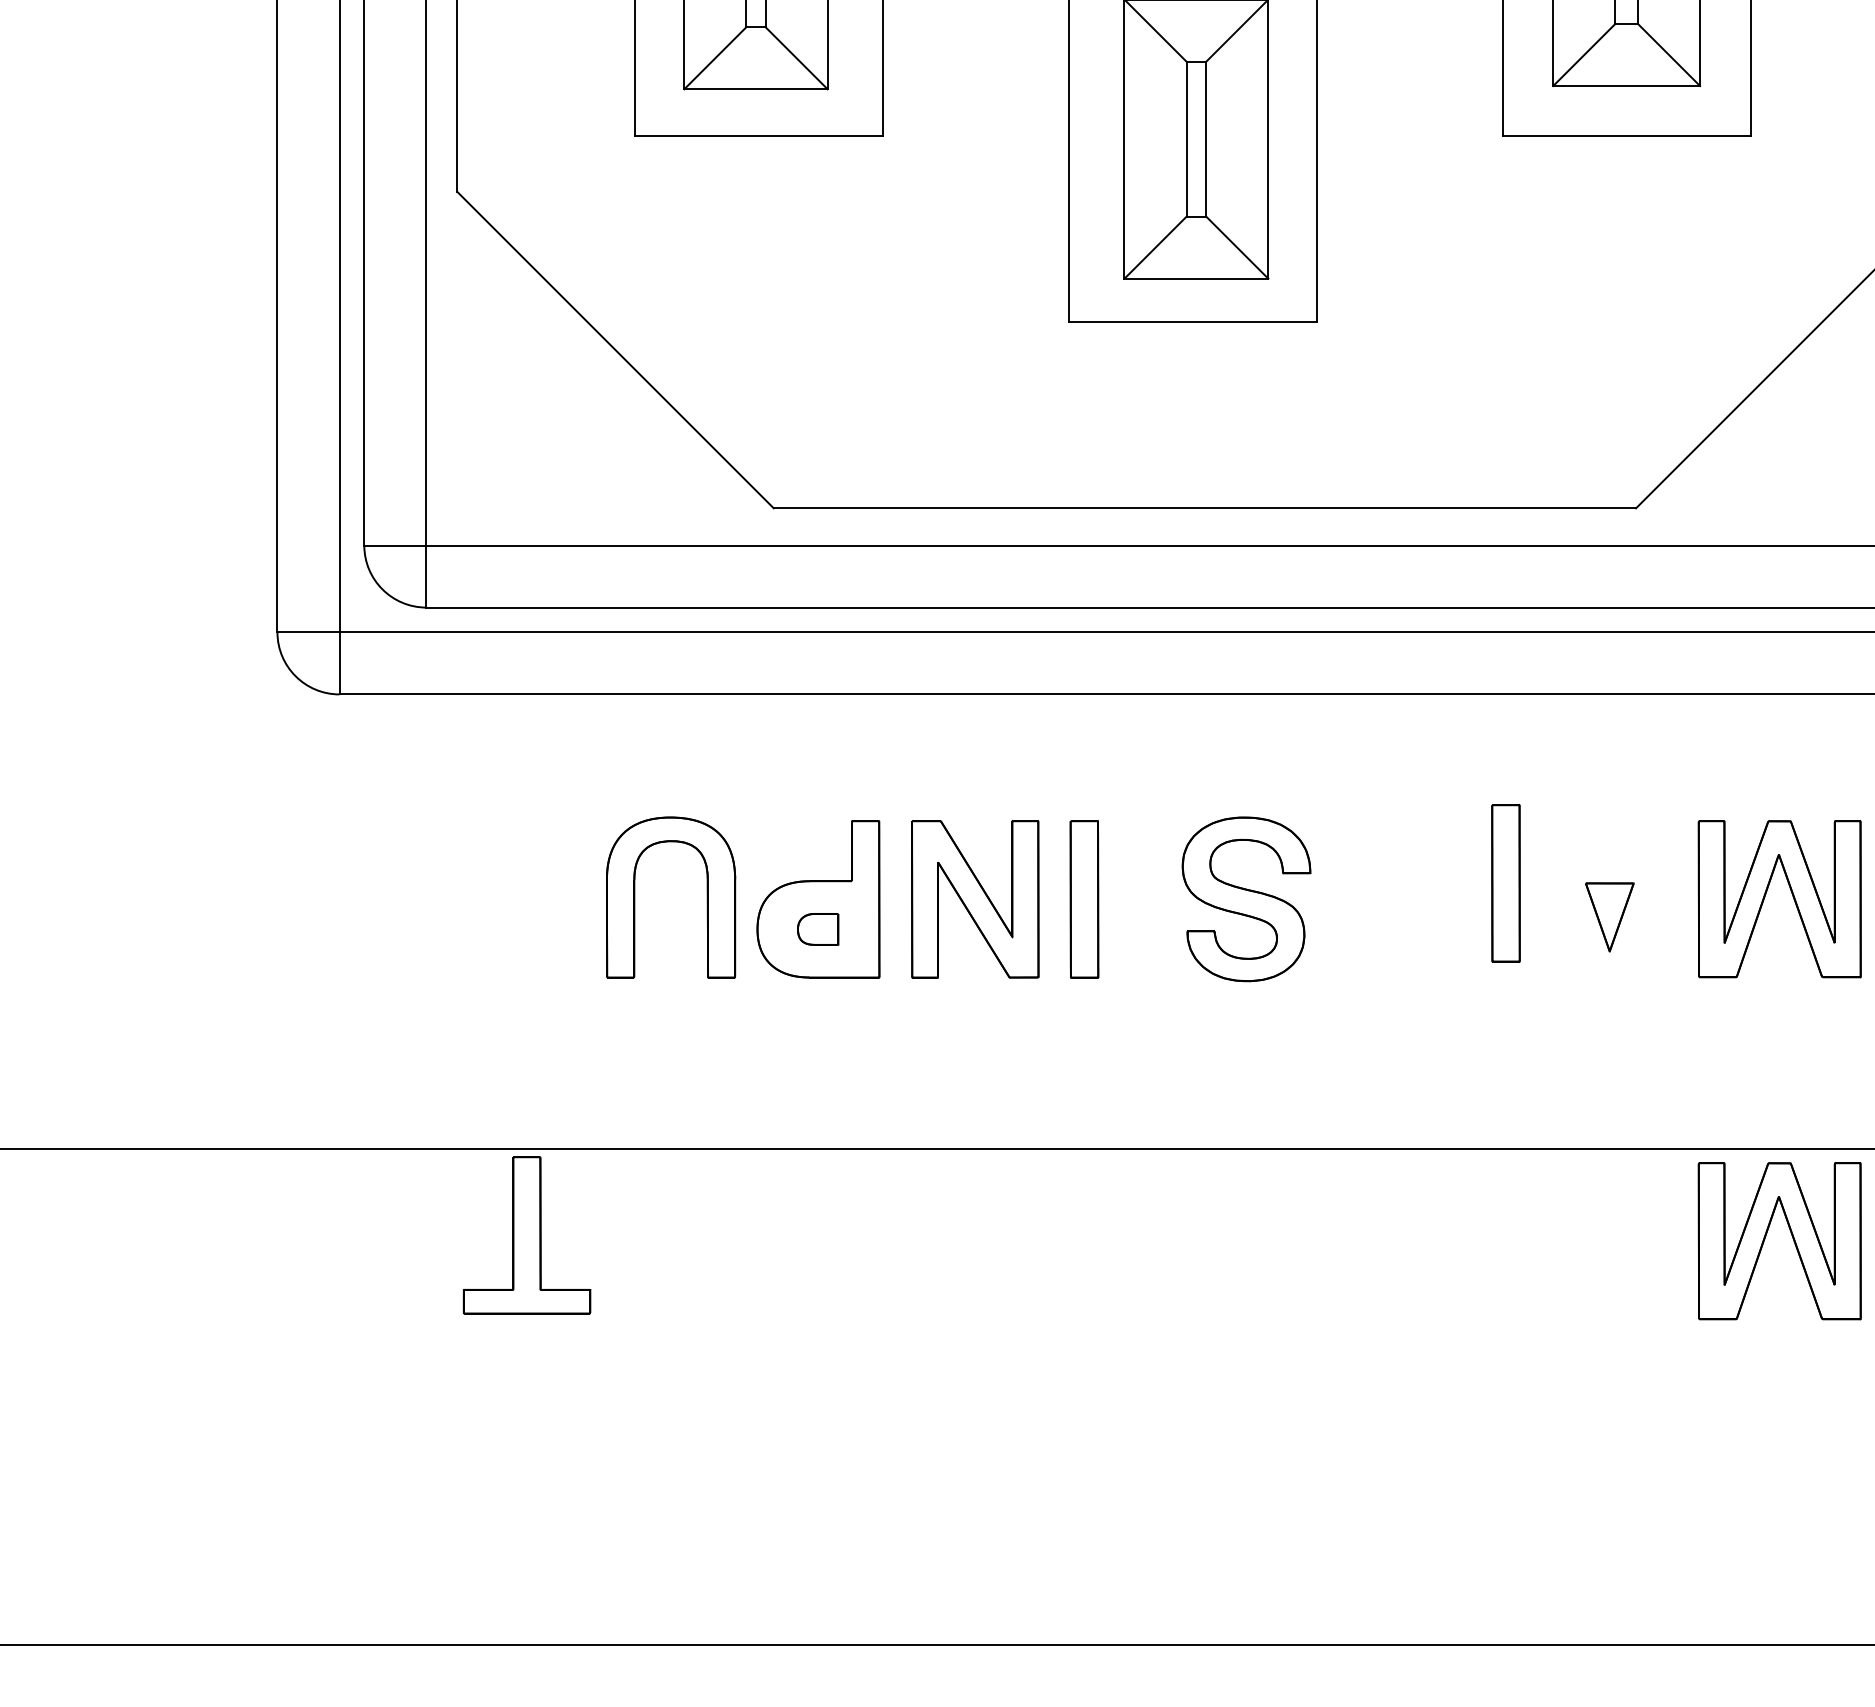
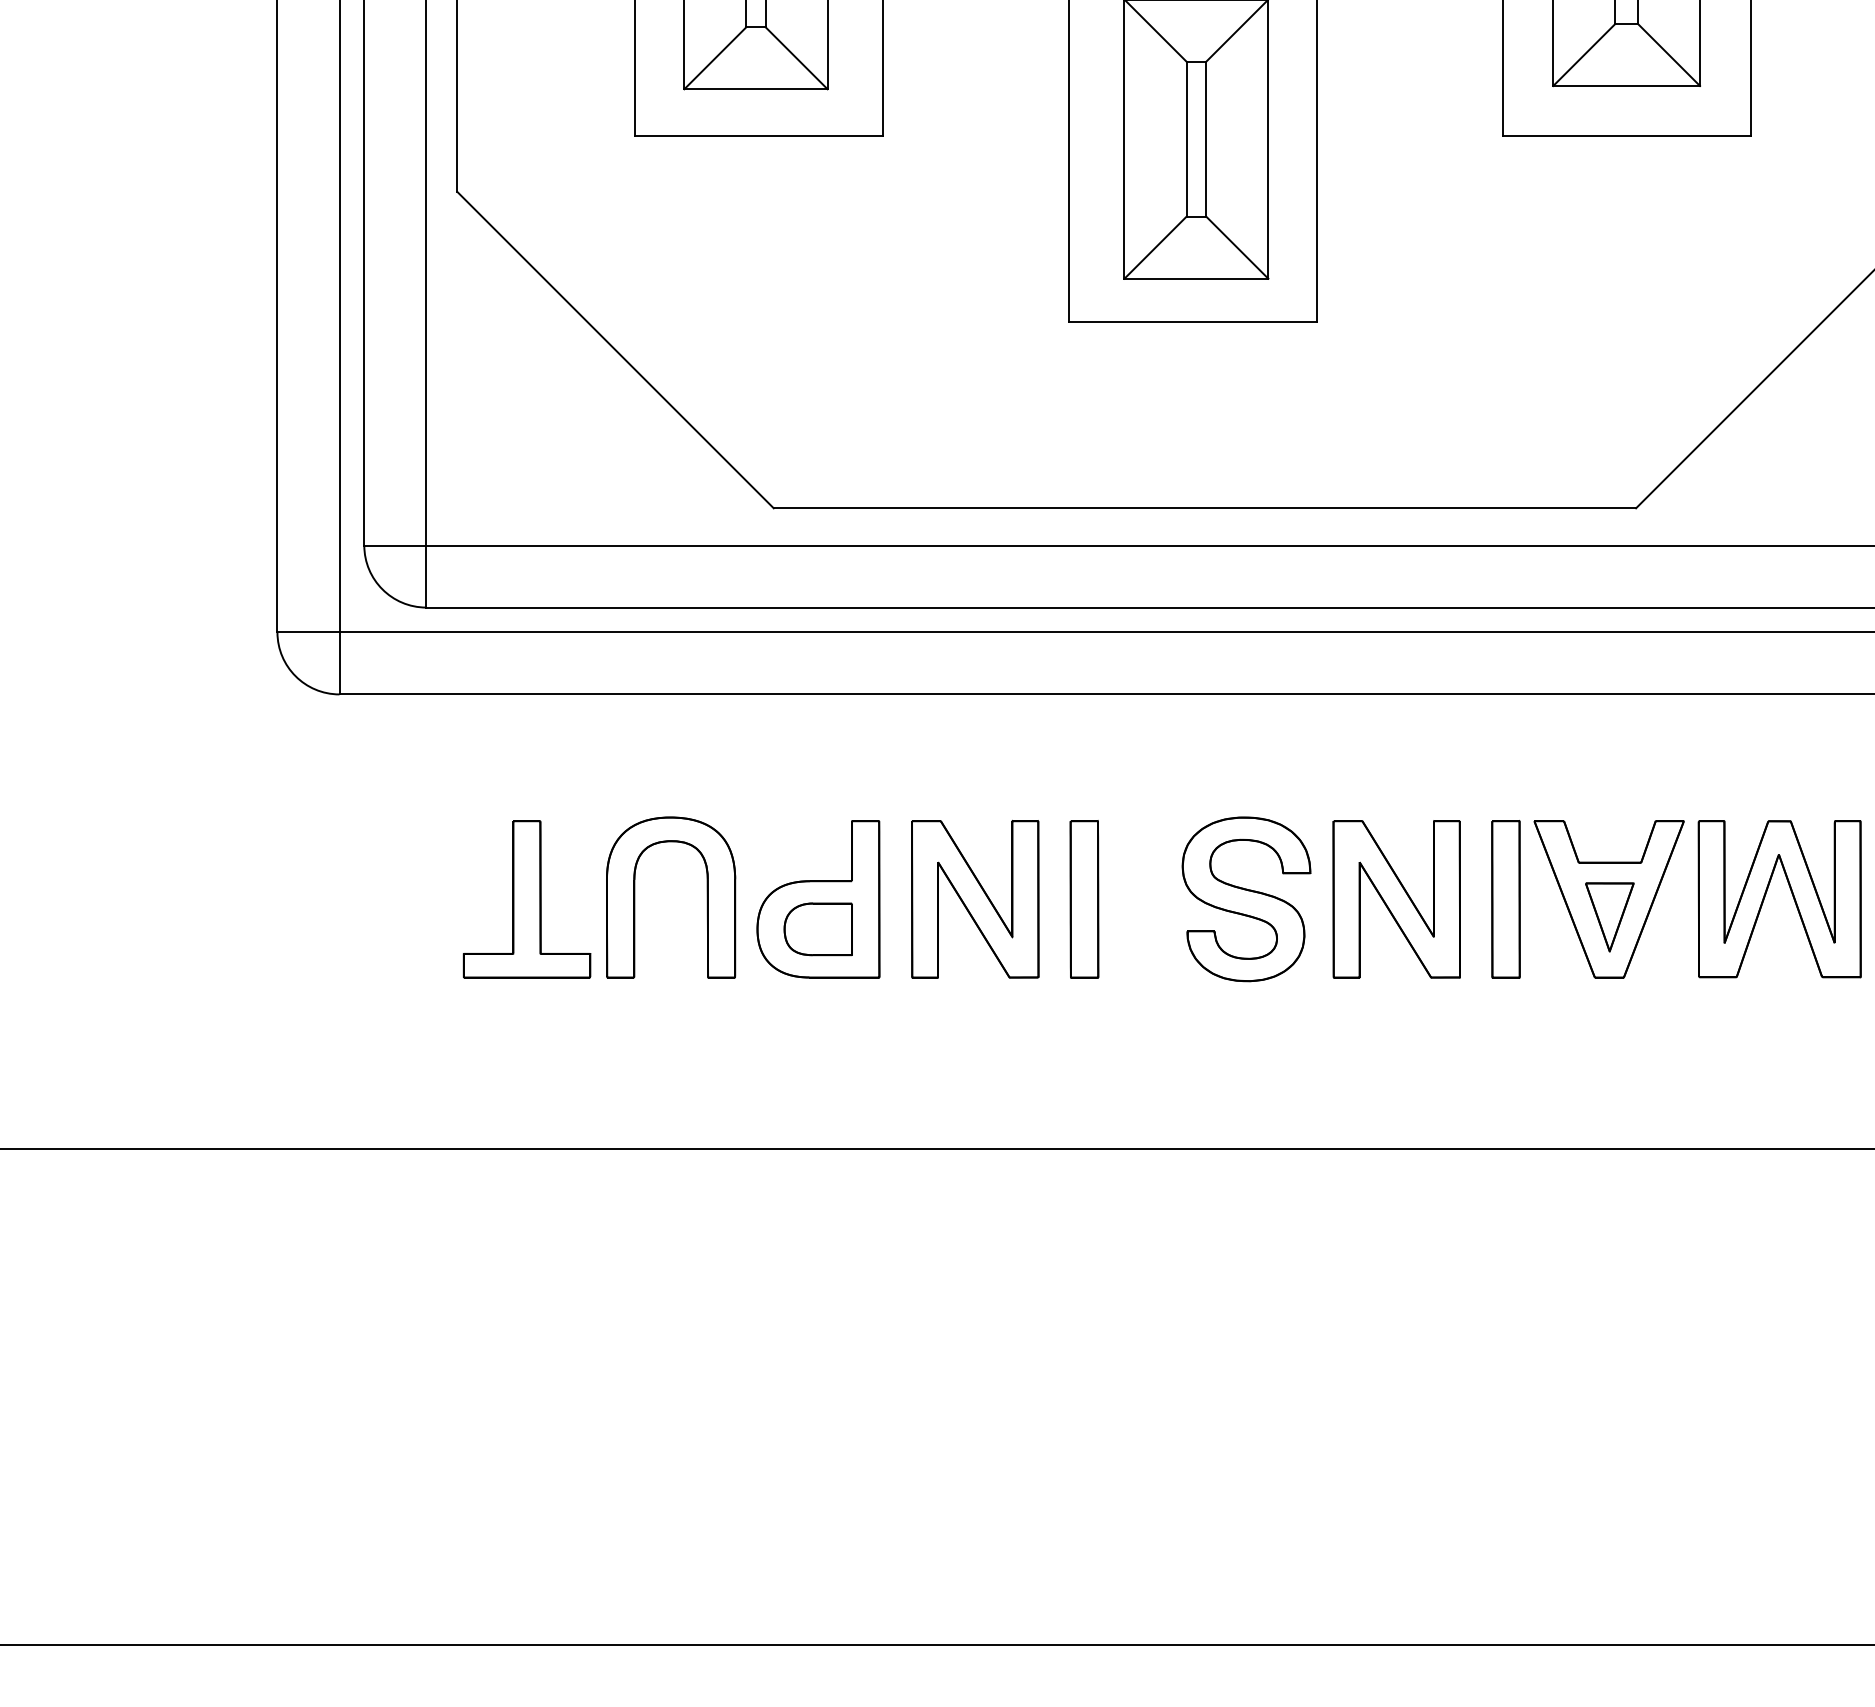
part position: (1505, 883) -> (1505, 899) (1505, 899)
part: none -> present (1396, 899)
part: none -> present (1608, 899)
part size: 43x33 px -> 70x55 px (817, 929)
part position: (526, 1235) -> (526, 899) (526, 899)
part: present -> none (1792, 1238)
